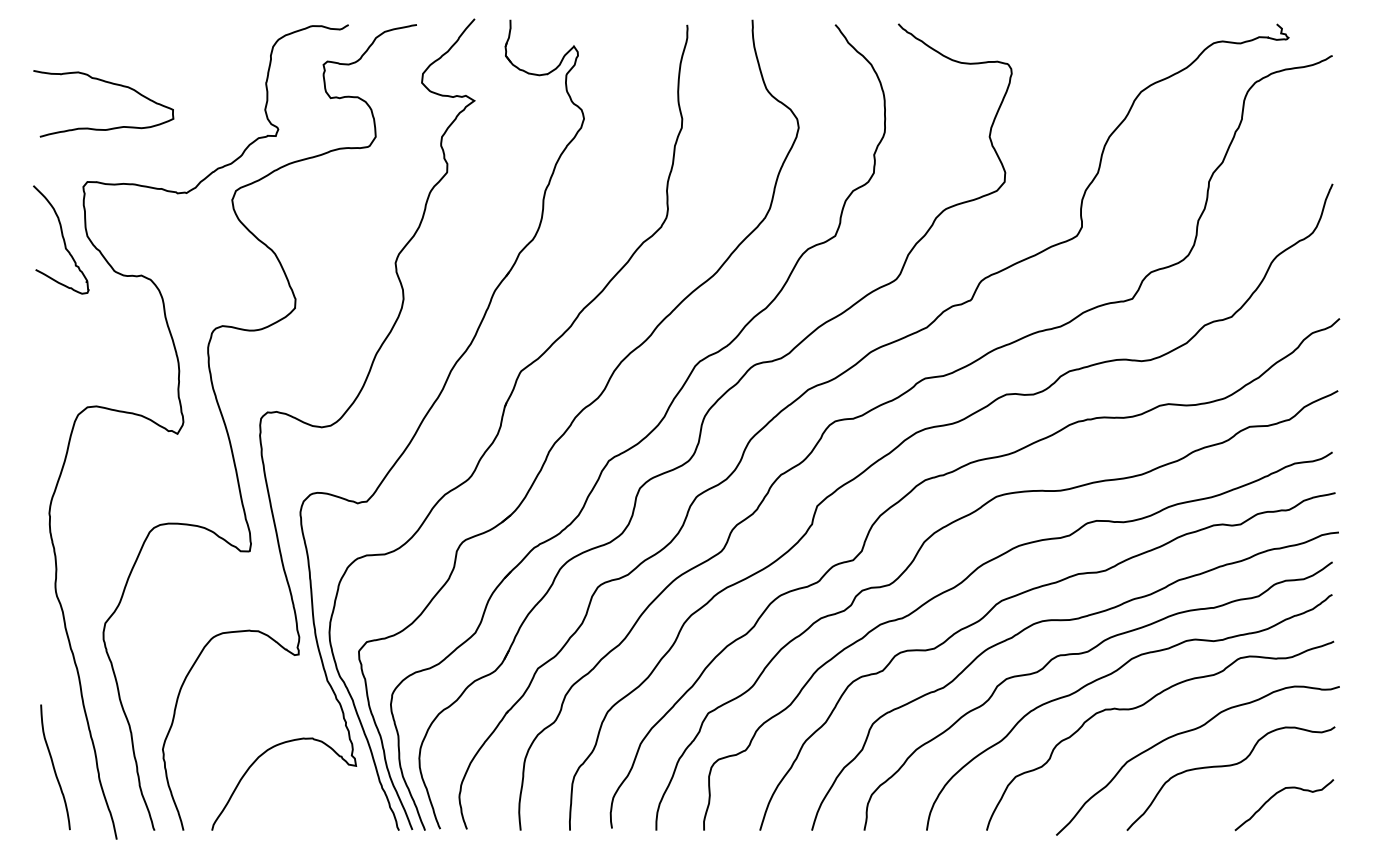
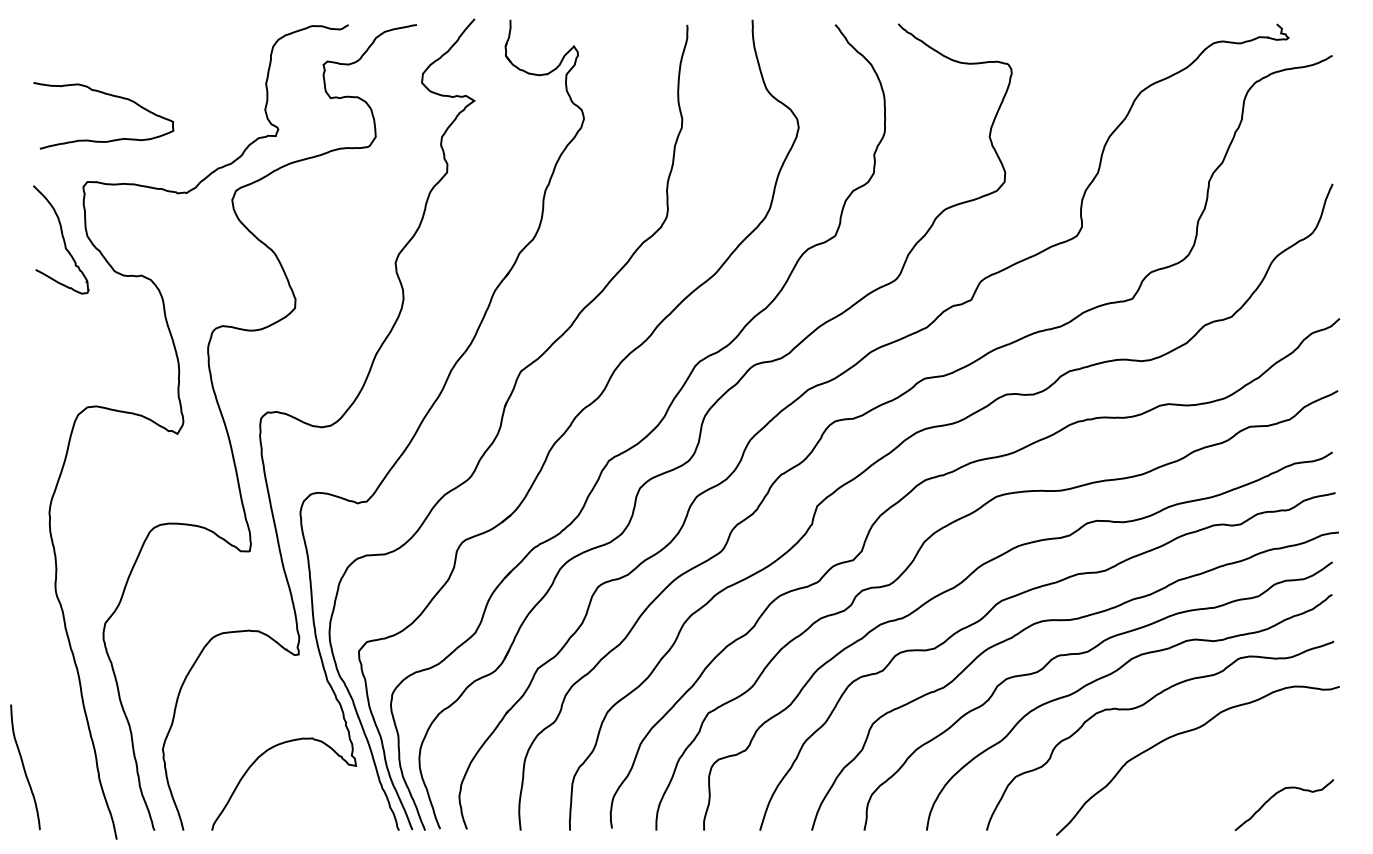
curve position: (108, 83) -> (108, 95) (108, 95)
curve: present -> none (1230, 766)
curve position: (54, 767) -> (24, 767) (24, 767)
